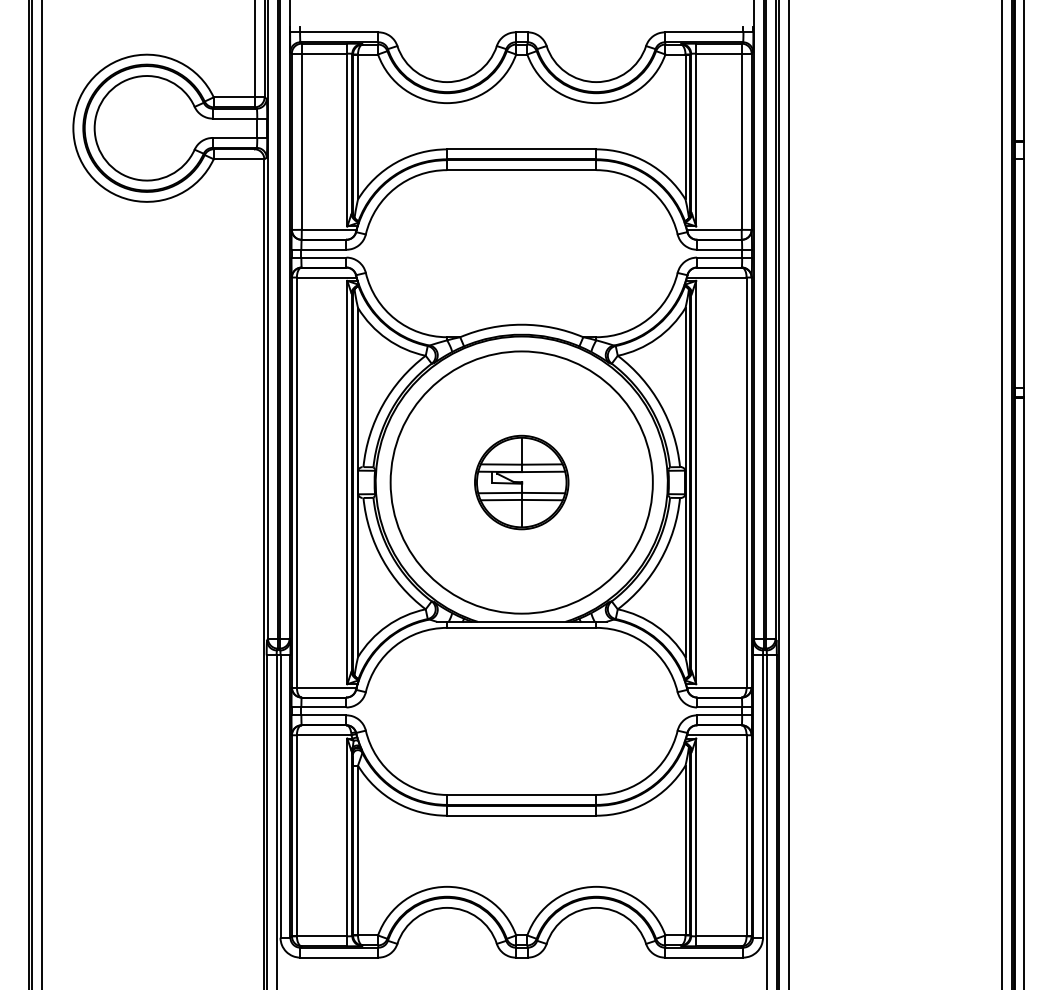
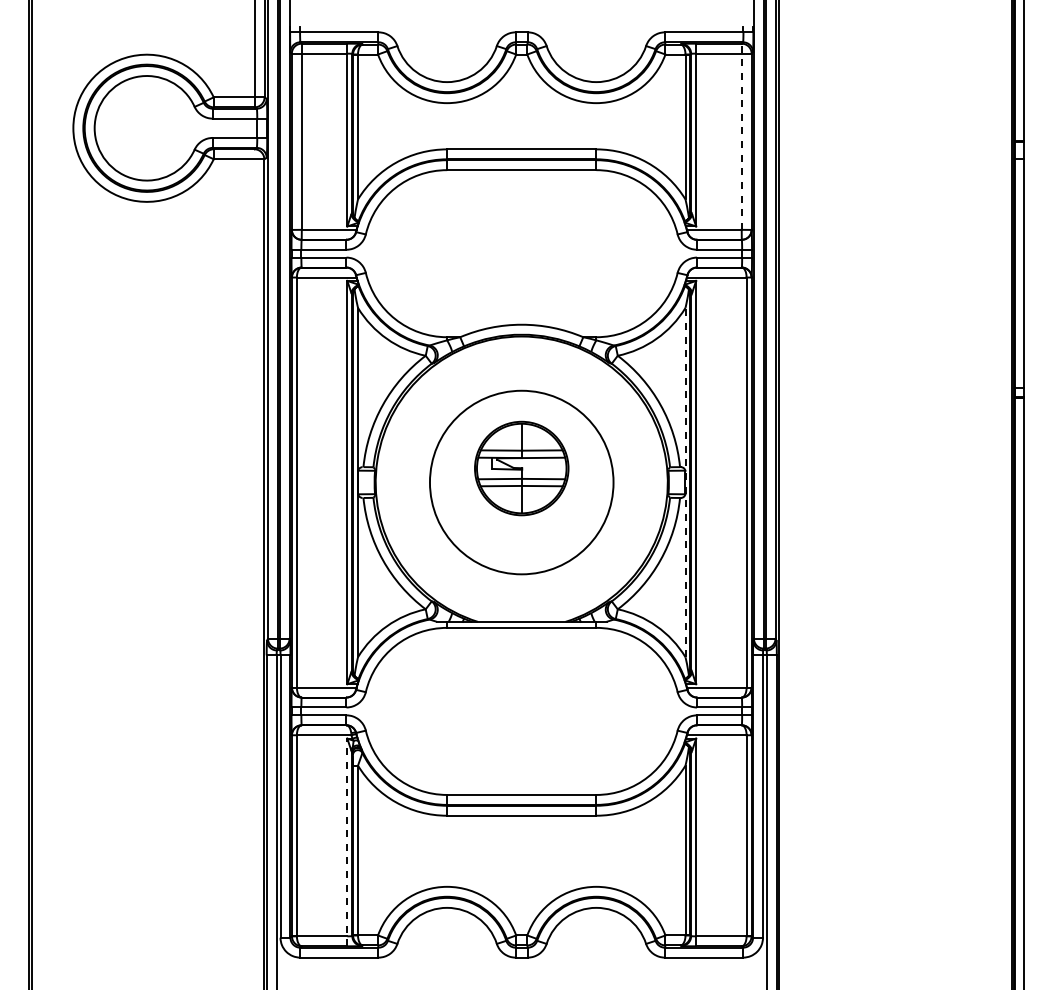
line: solid -> dashed (741, 136)
circle diameter: 262 px -> 184 px (521, 482)
part position: (521, 482) -> (521, 468) (521, 468)
line: solid -> dashed (685, 482)
line: present -> none (41, 494)
line: present -> none (788, 494)
line: present -> none (1001, 494)
line: solid -> dashed (347, 842)
